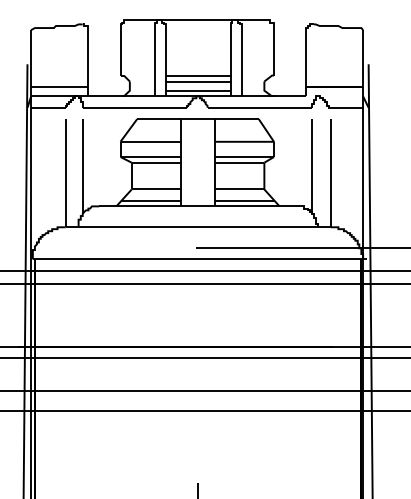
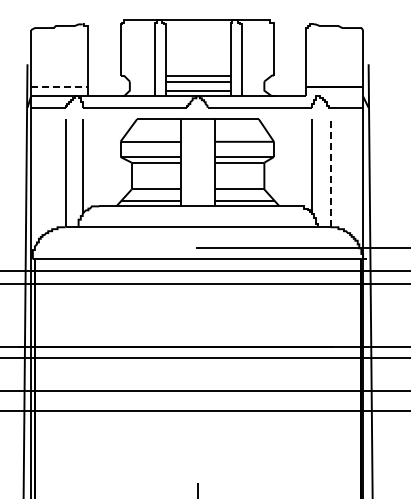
line: solid -> dashed (59, 86)
line: solid -> dashed (330, 172)
